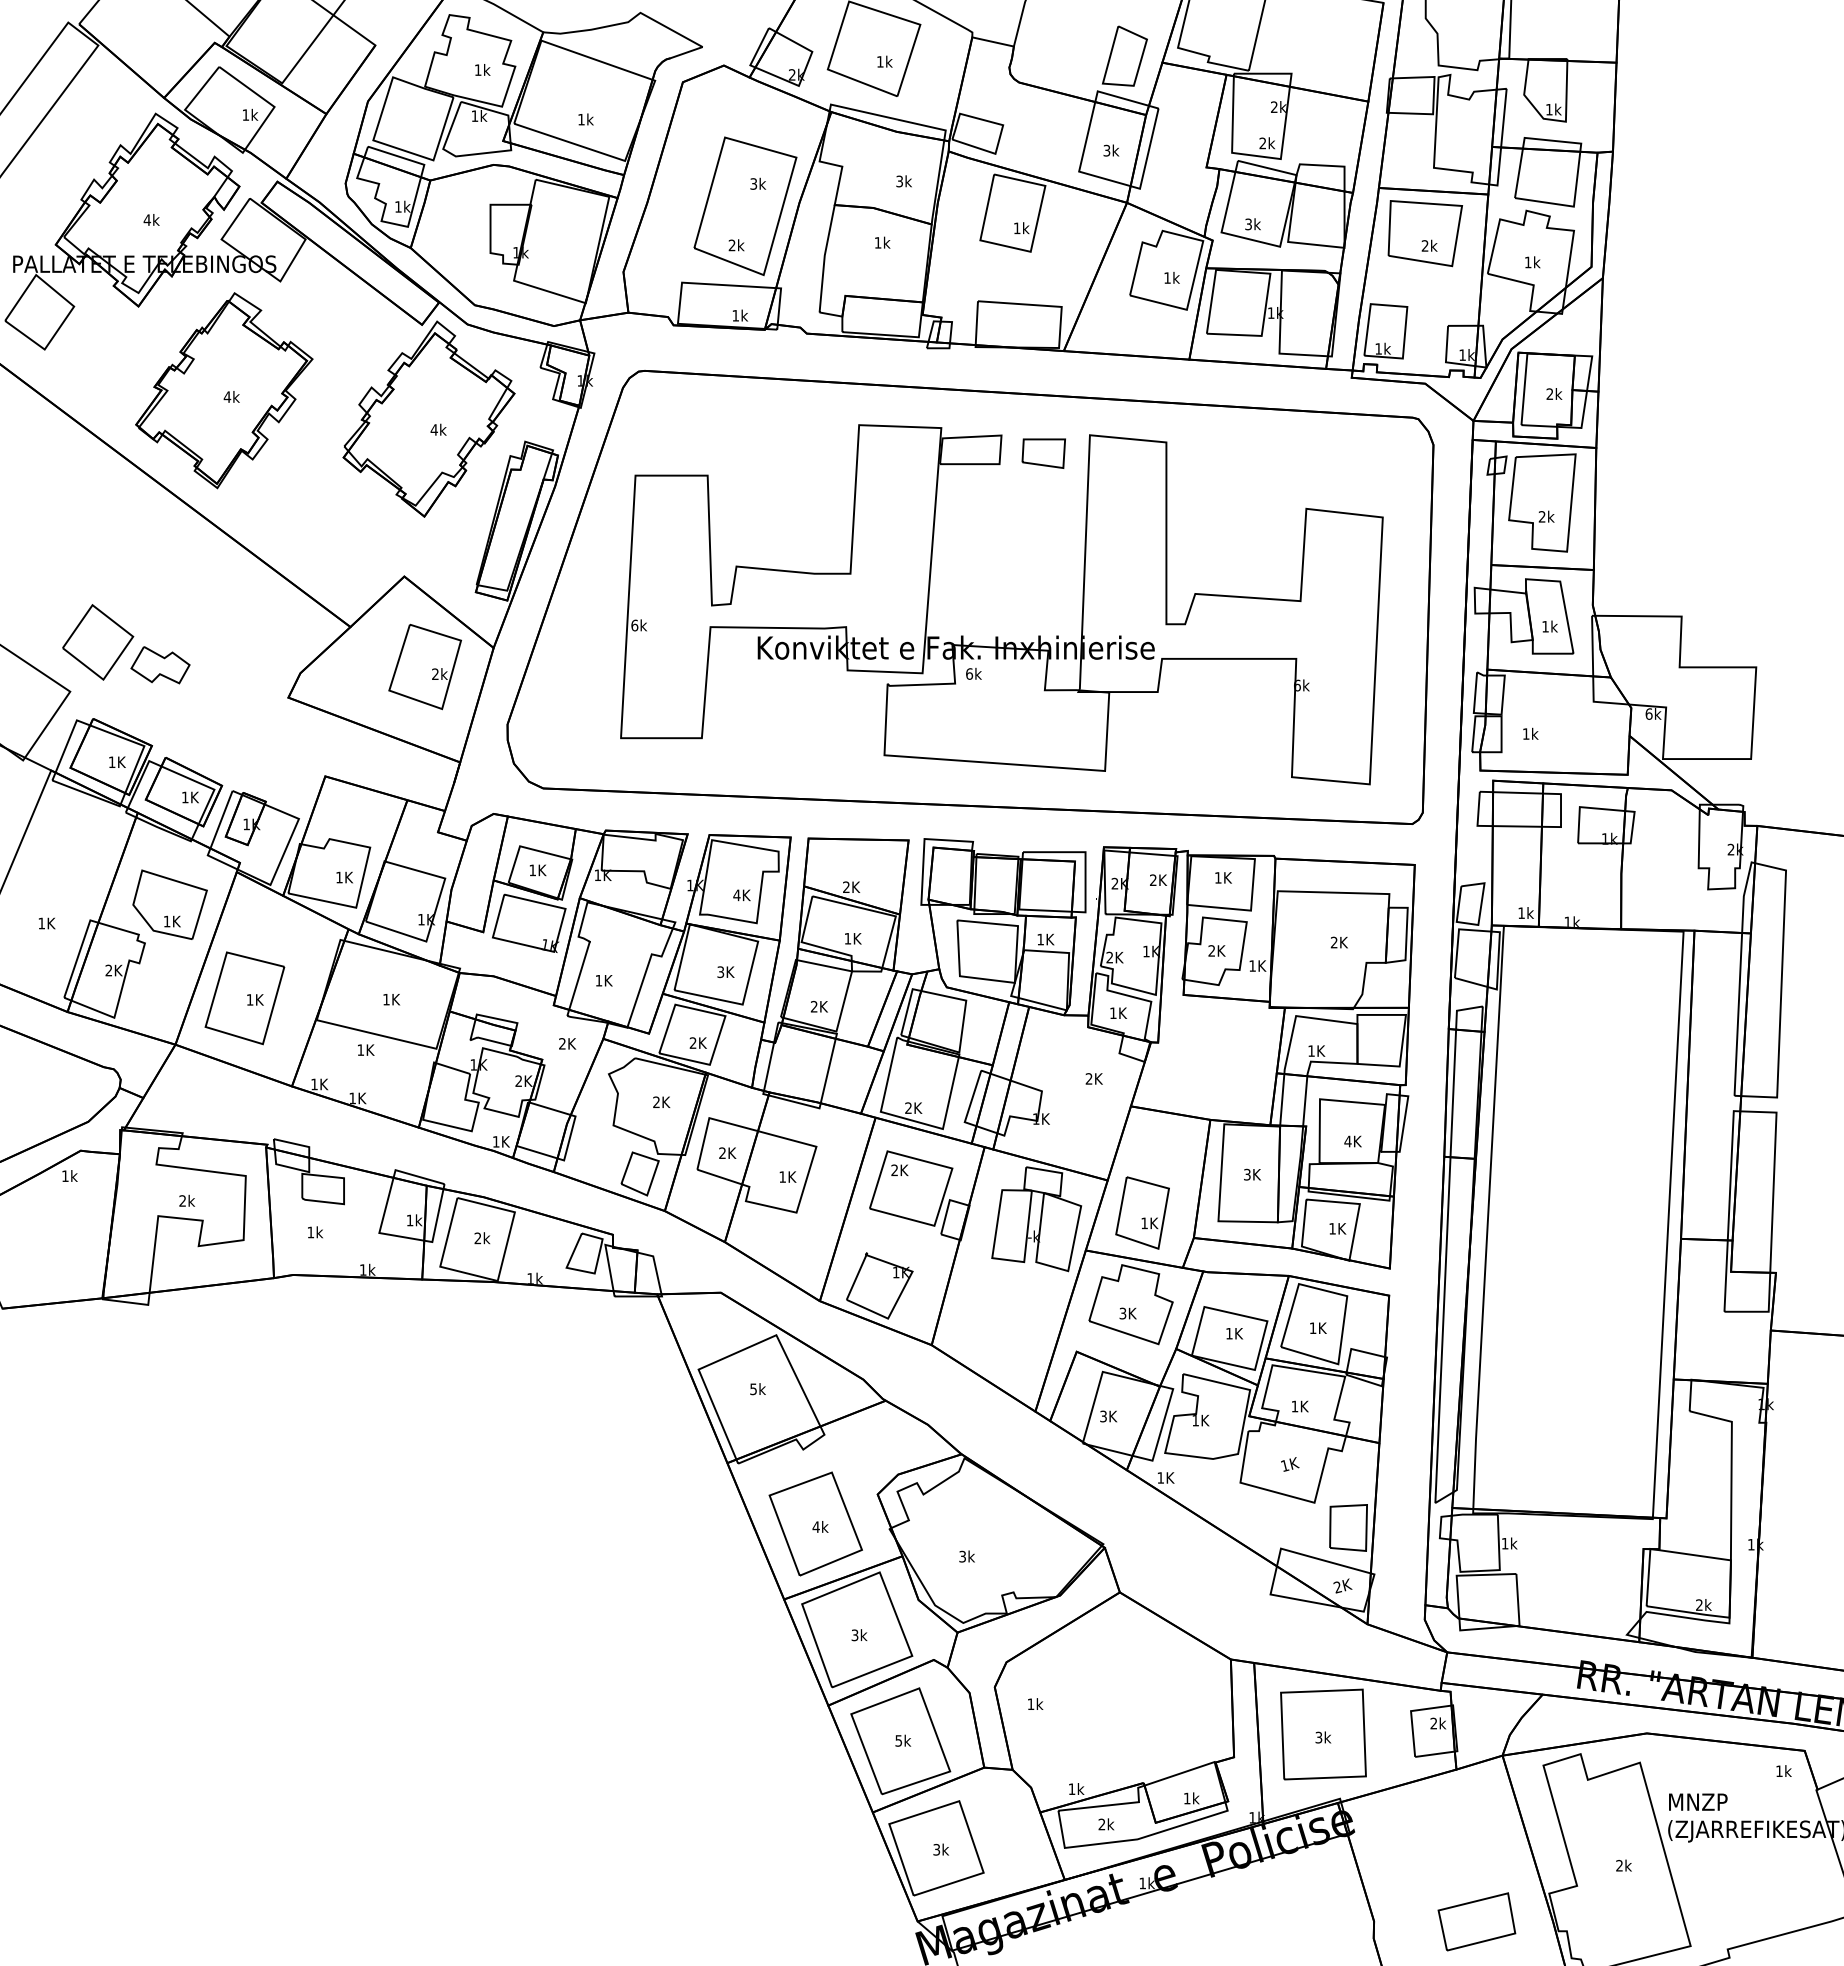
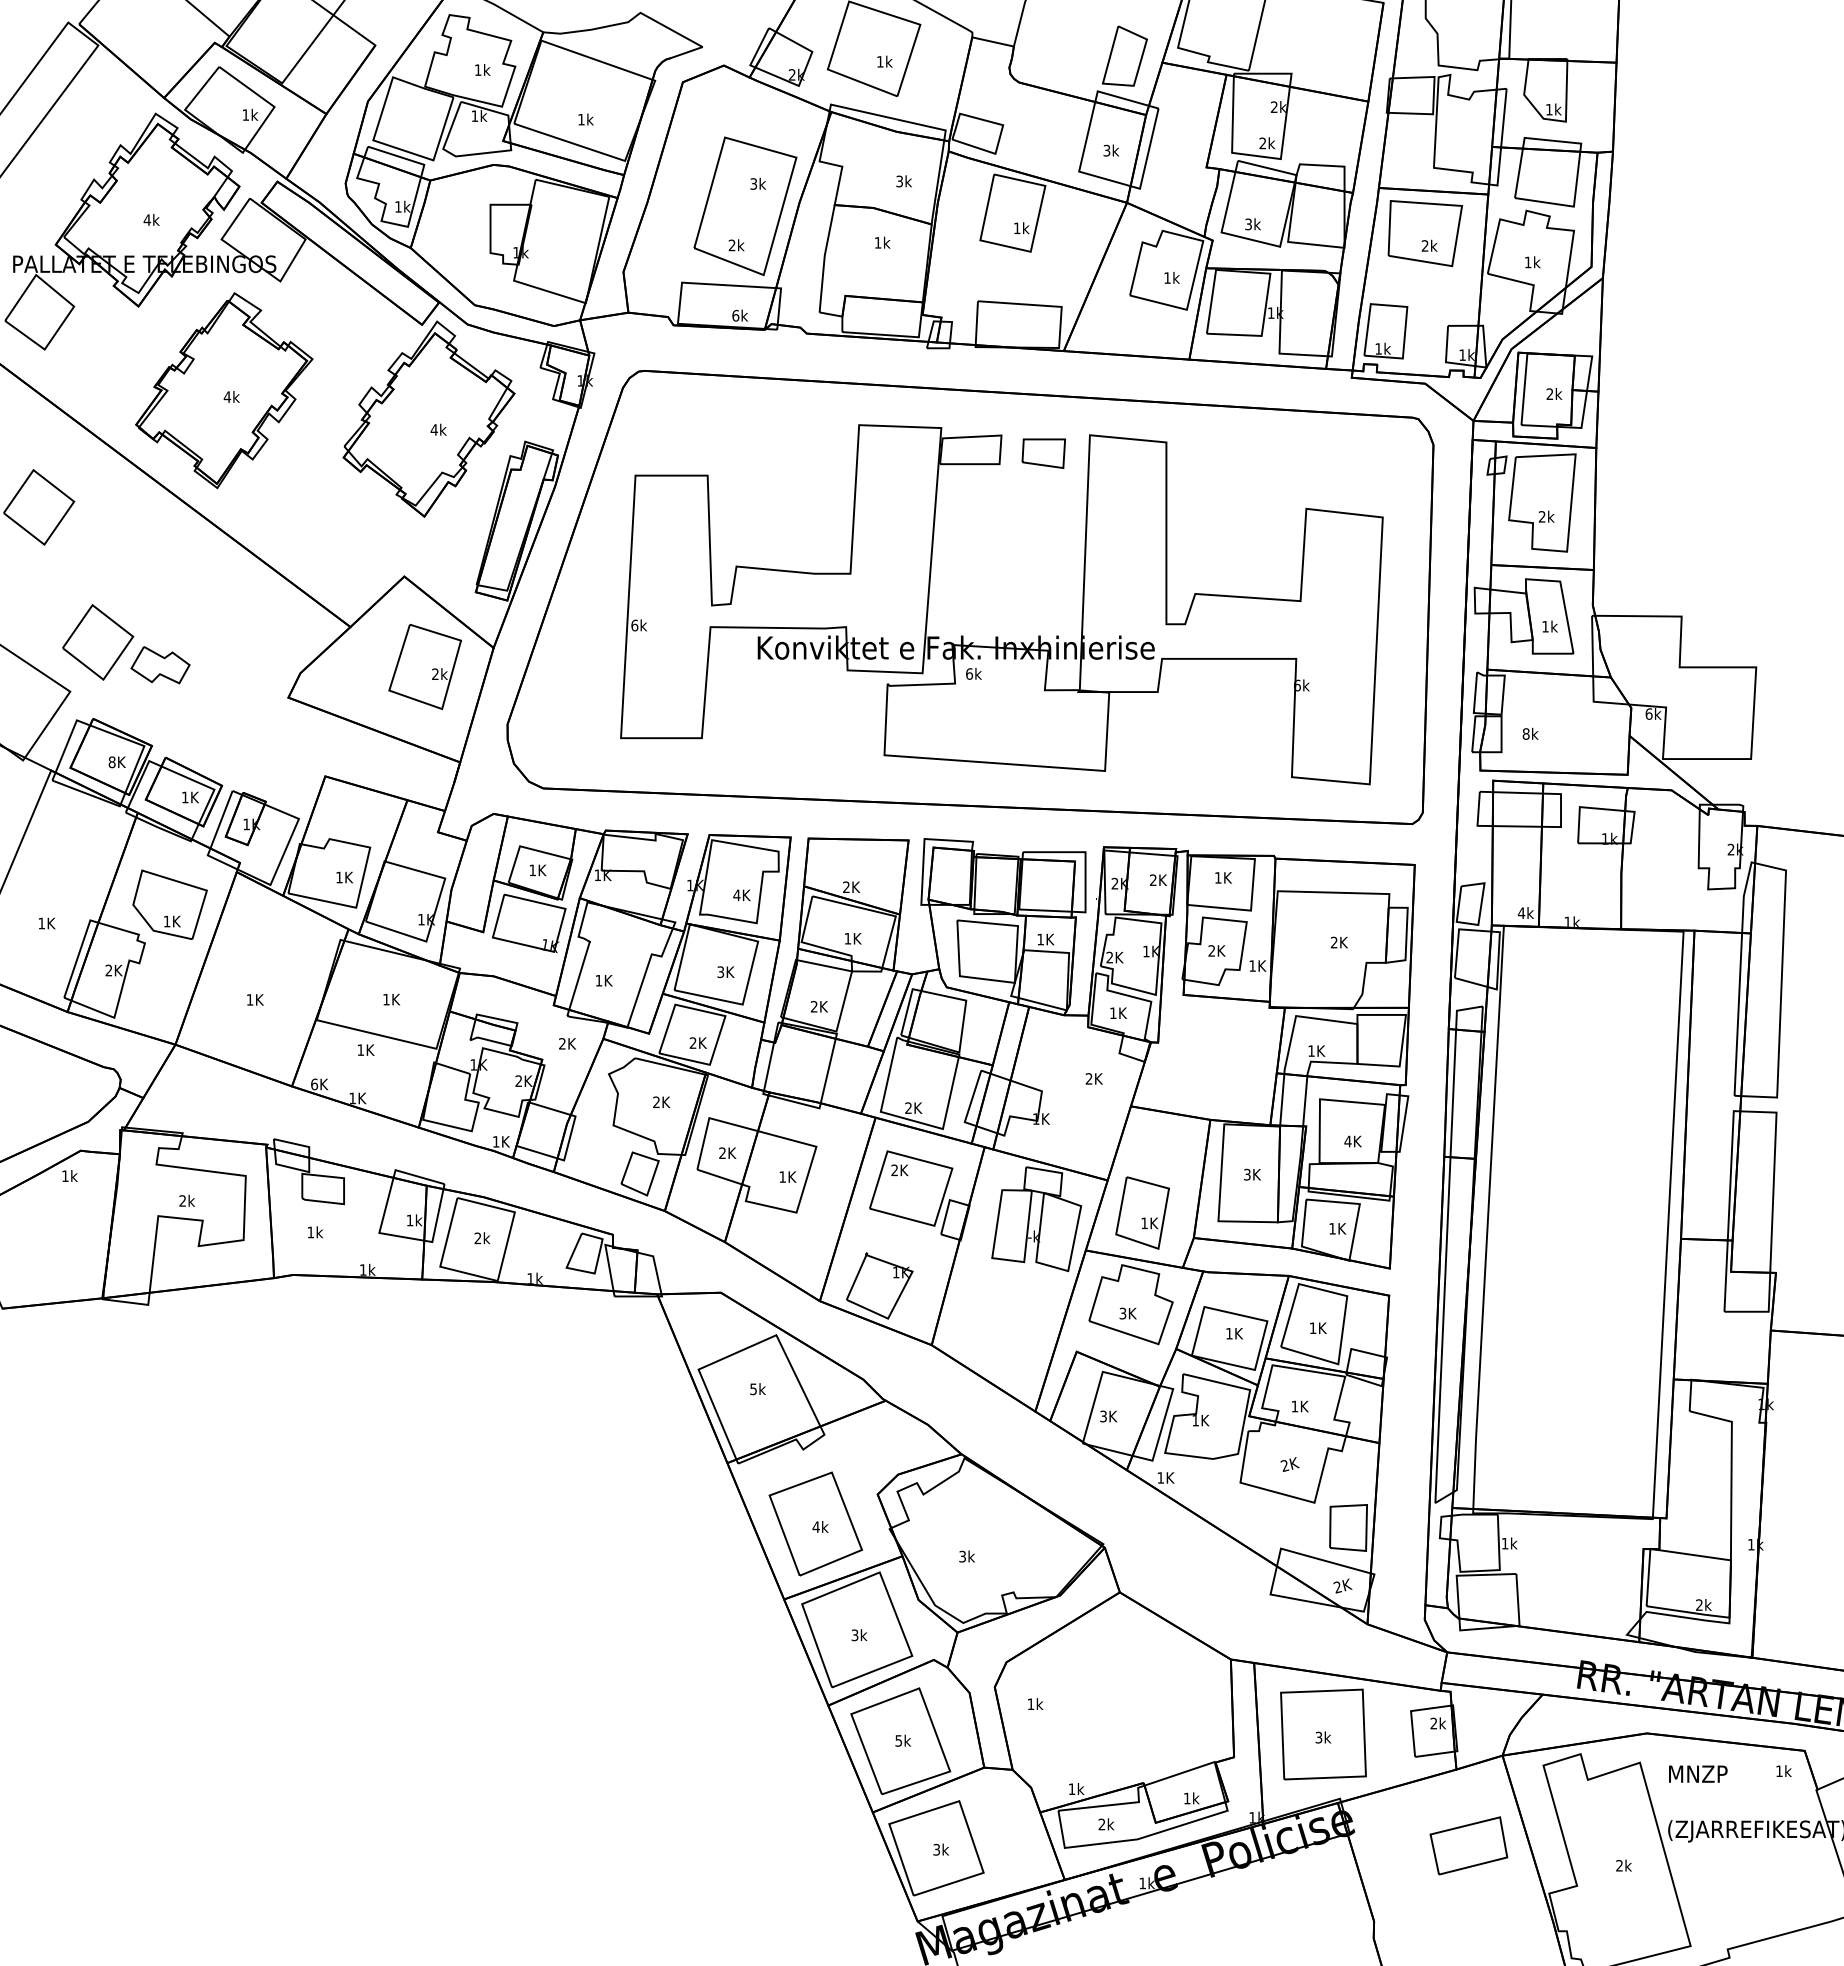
text: 1k -> 6k (735, 315)
part: none -> present (39, 507)
text: 1k -> 8k (1525, 733)
text: 1K -> 8K (111, 762)
text: 1k -> 4k (1521, 912)
part: present -> none (244, 998)
text: 1K -> 6K (314, 1084)
text: 1K -> 2K (1283, 1465)
text position: (1698, 1801) -> (1698, 1773) (1698, 1773)
part position: (1476, 1921) -> (1468, 1845) (1468, 1845)
